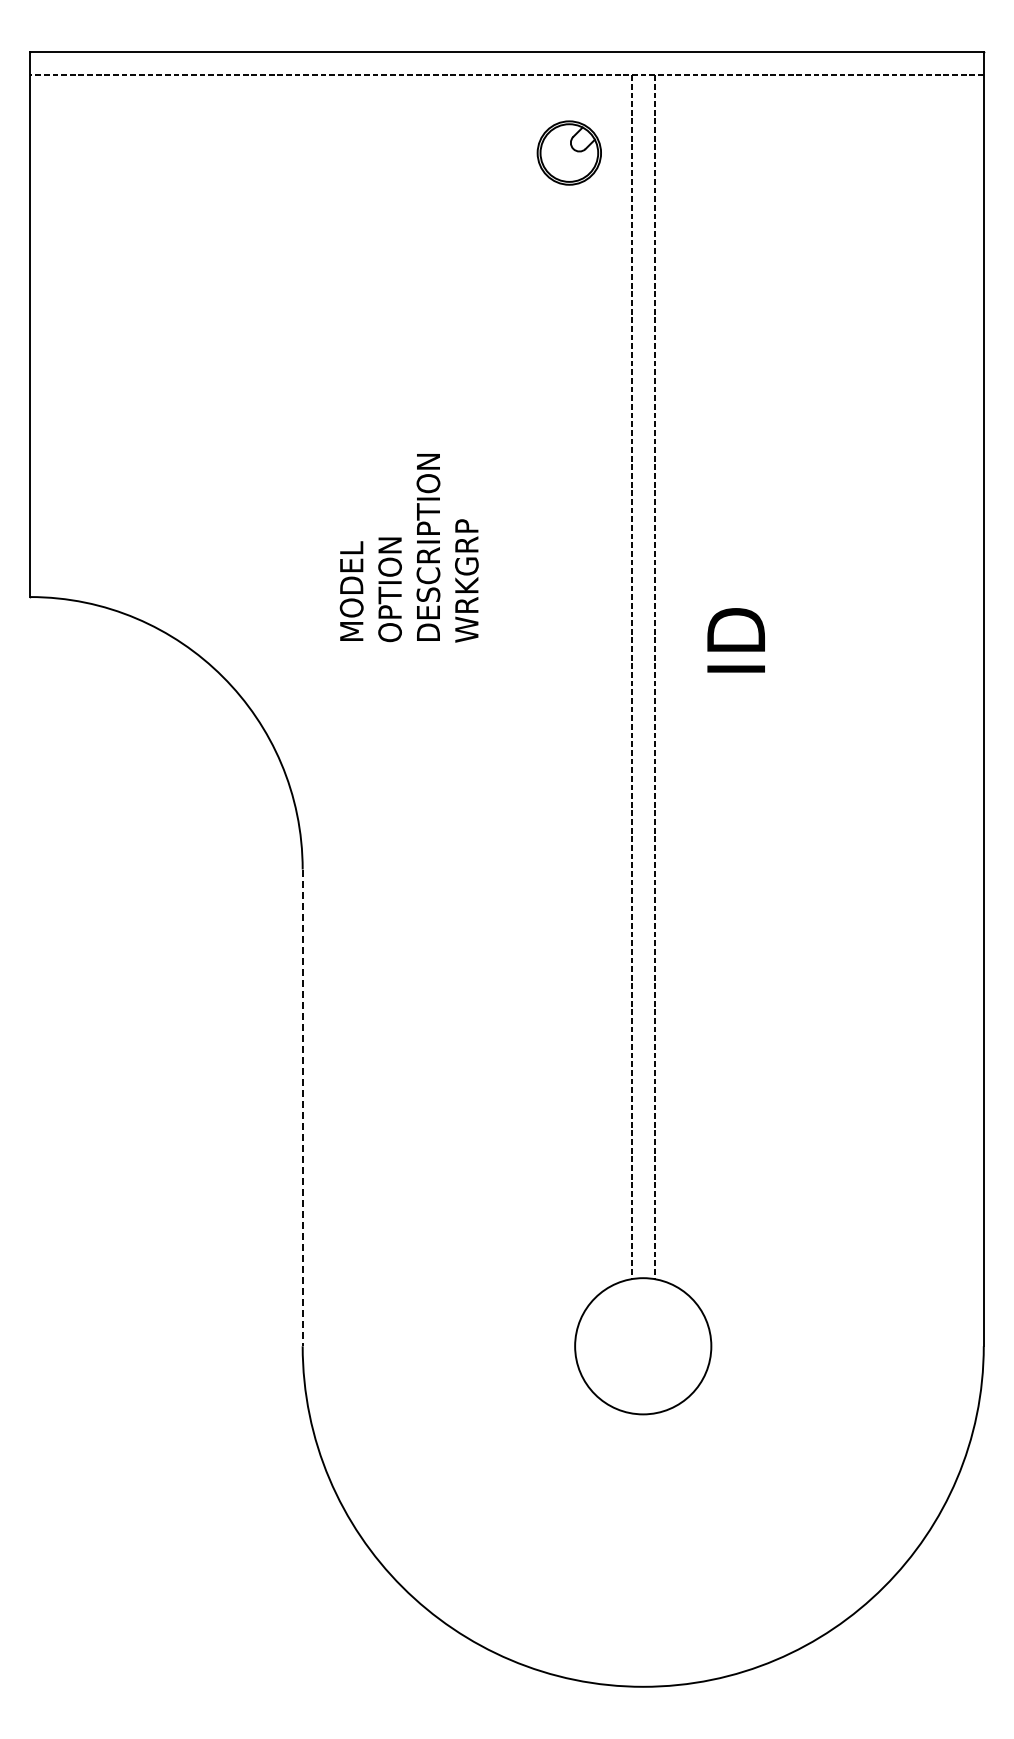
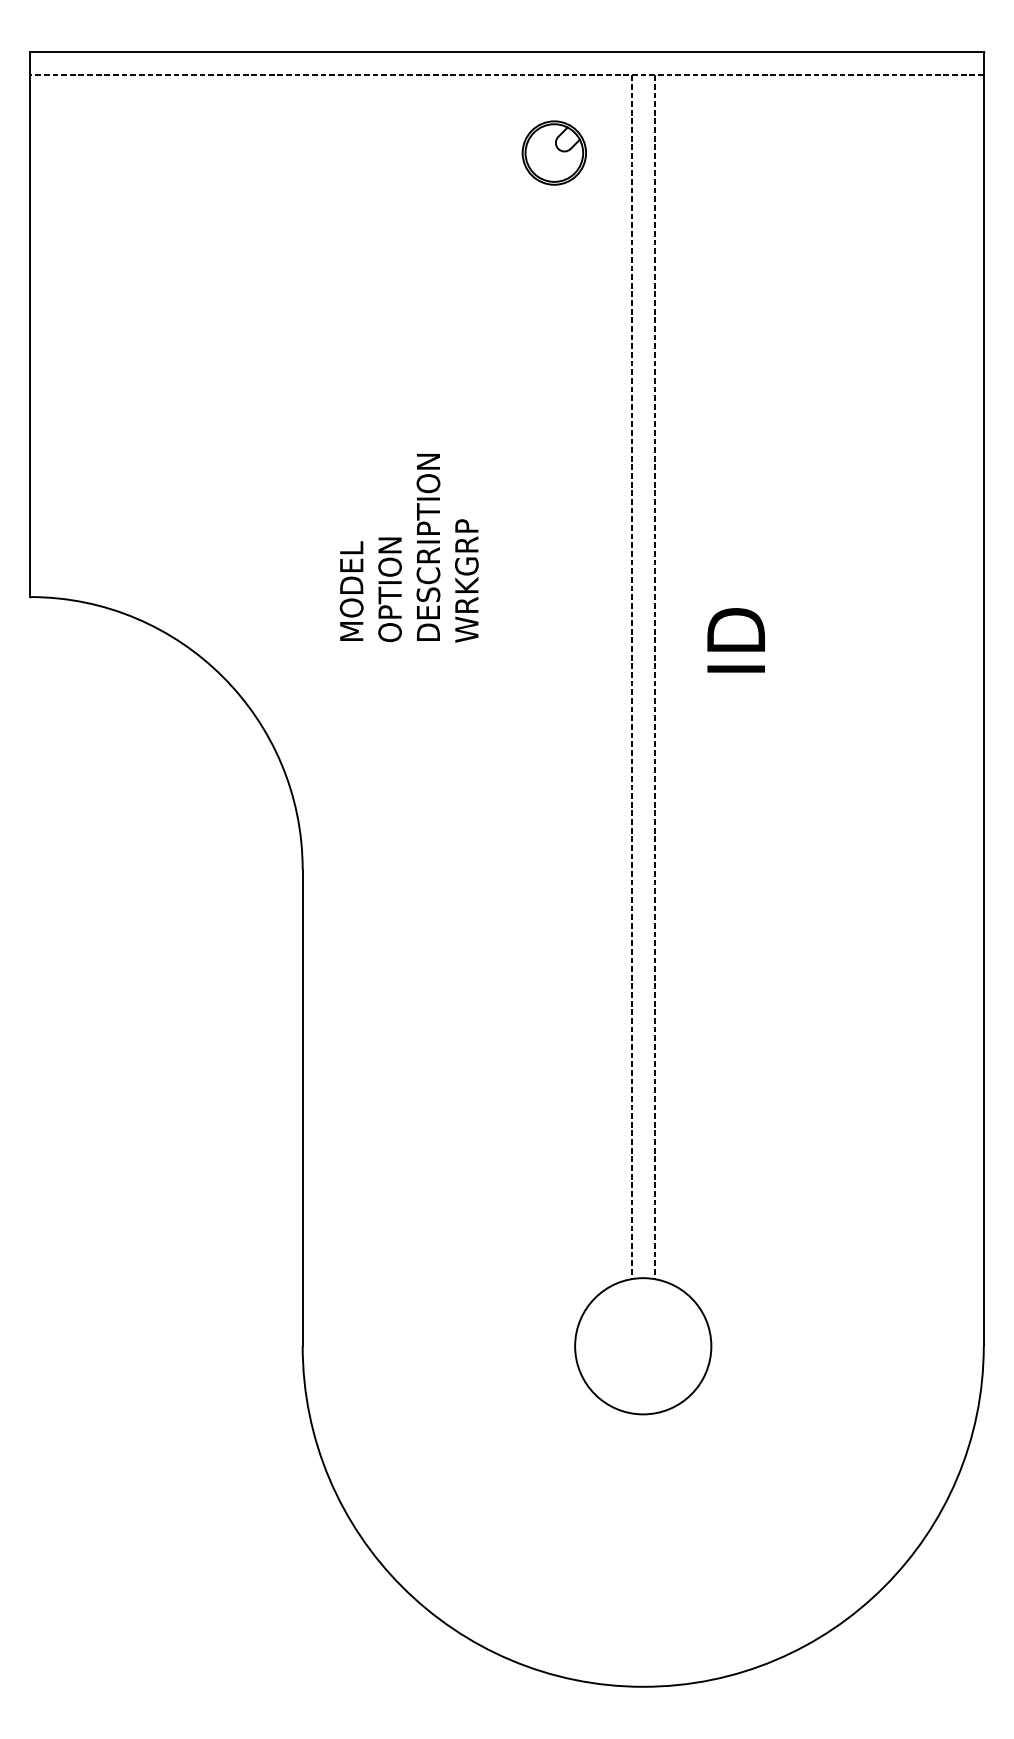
part position: (568, 152) -> (553, 152) (553, 152)
line: dashed -> solid (302, 1108)
